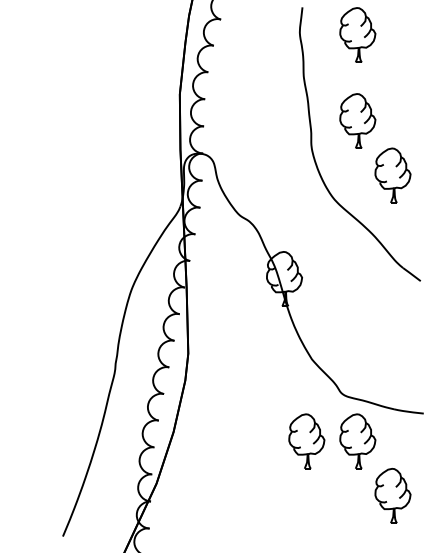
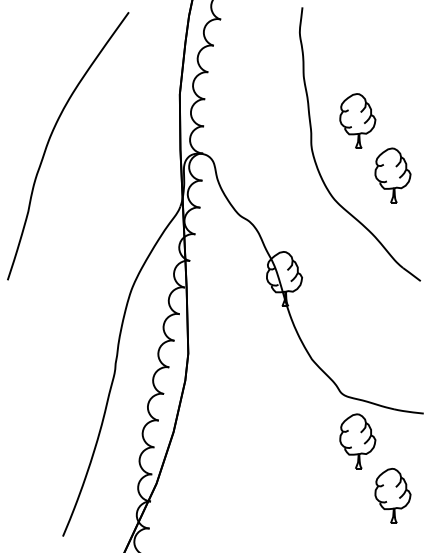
part: present -> none (357, 34)
curve: none -> present (50, 139)
part: present -> none (306, 441)
